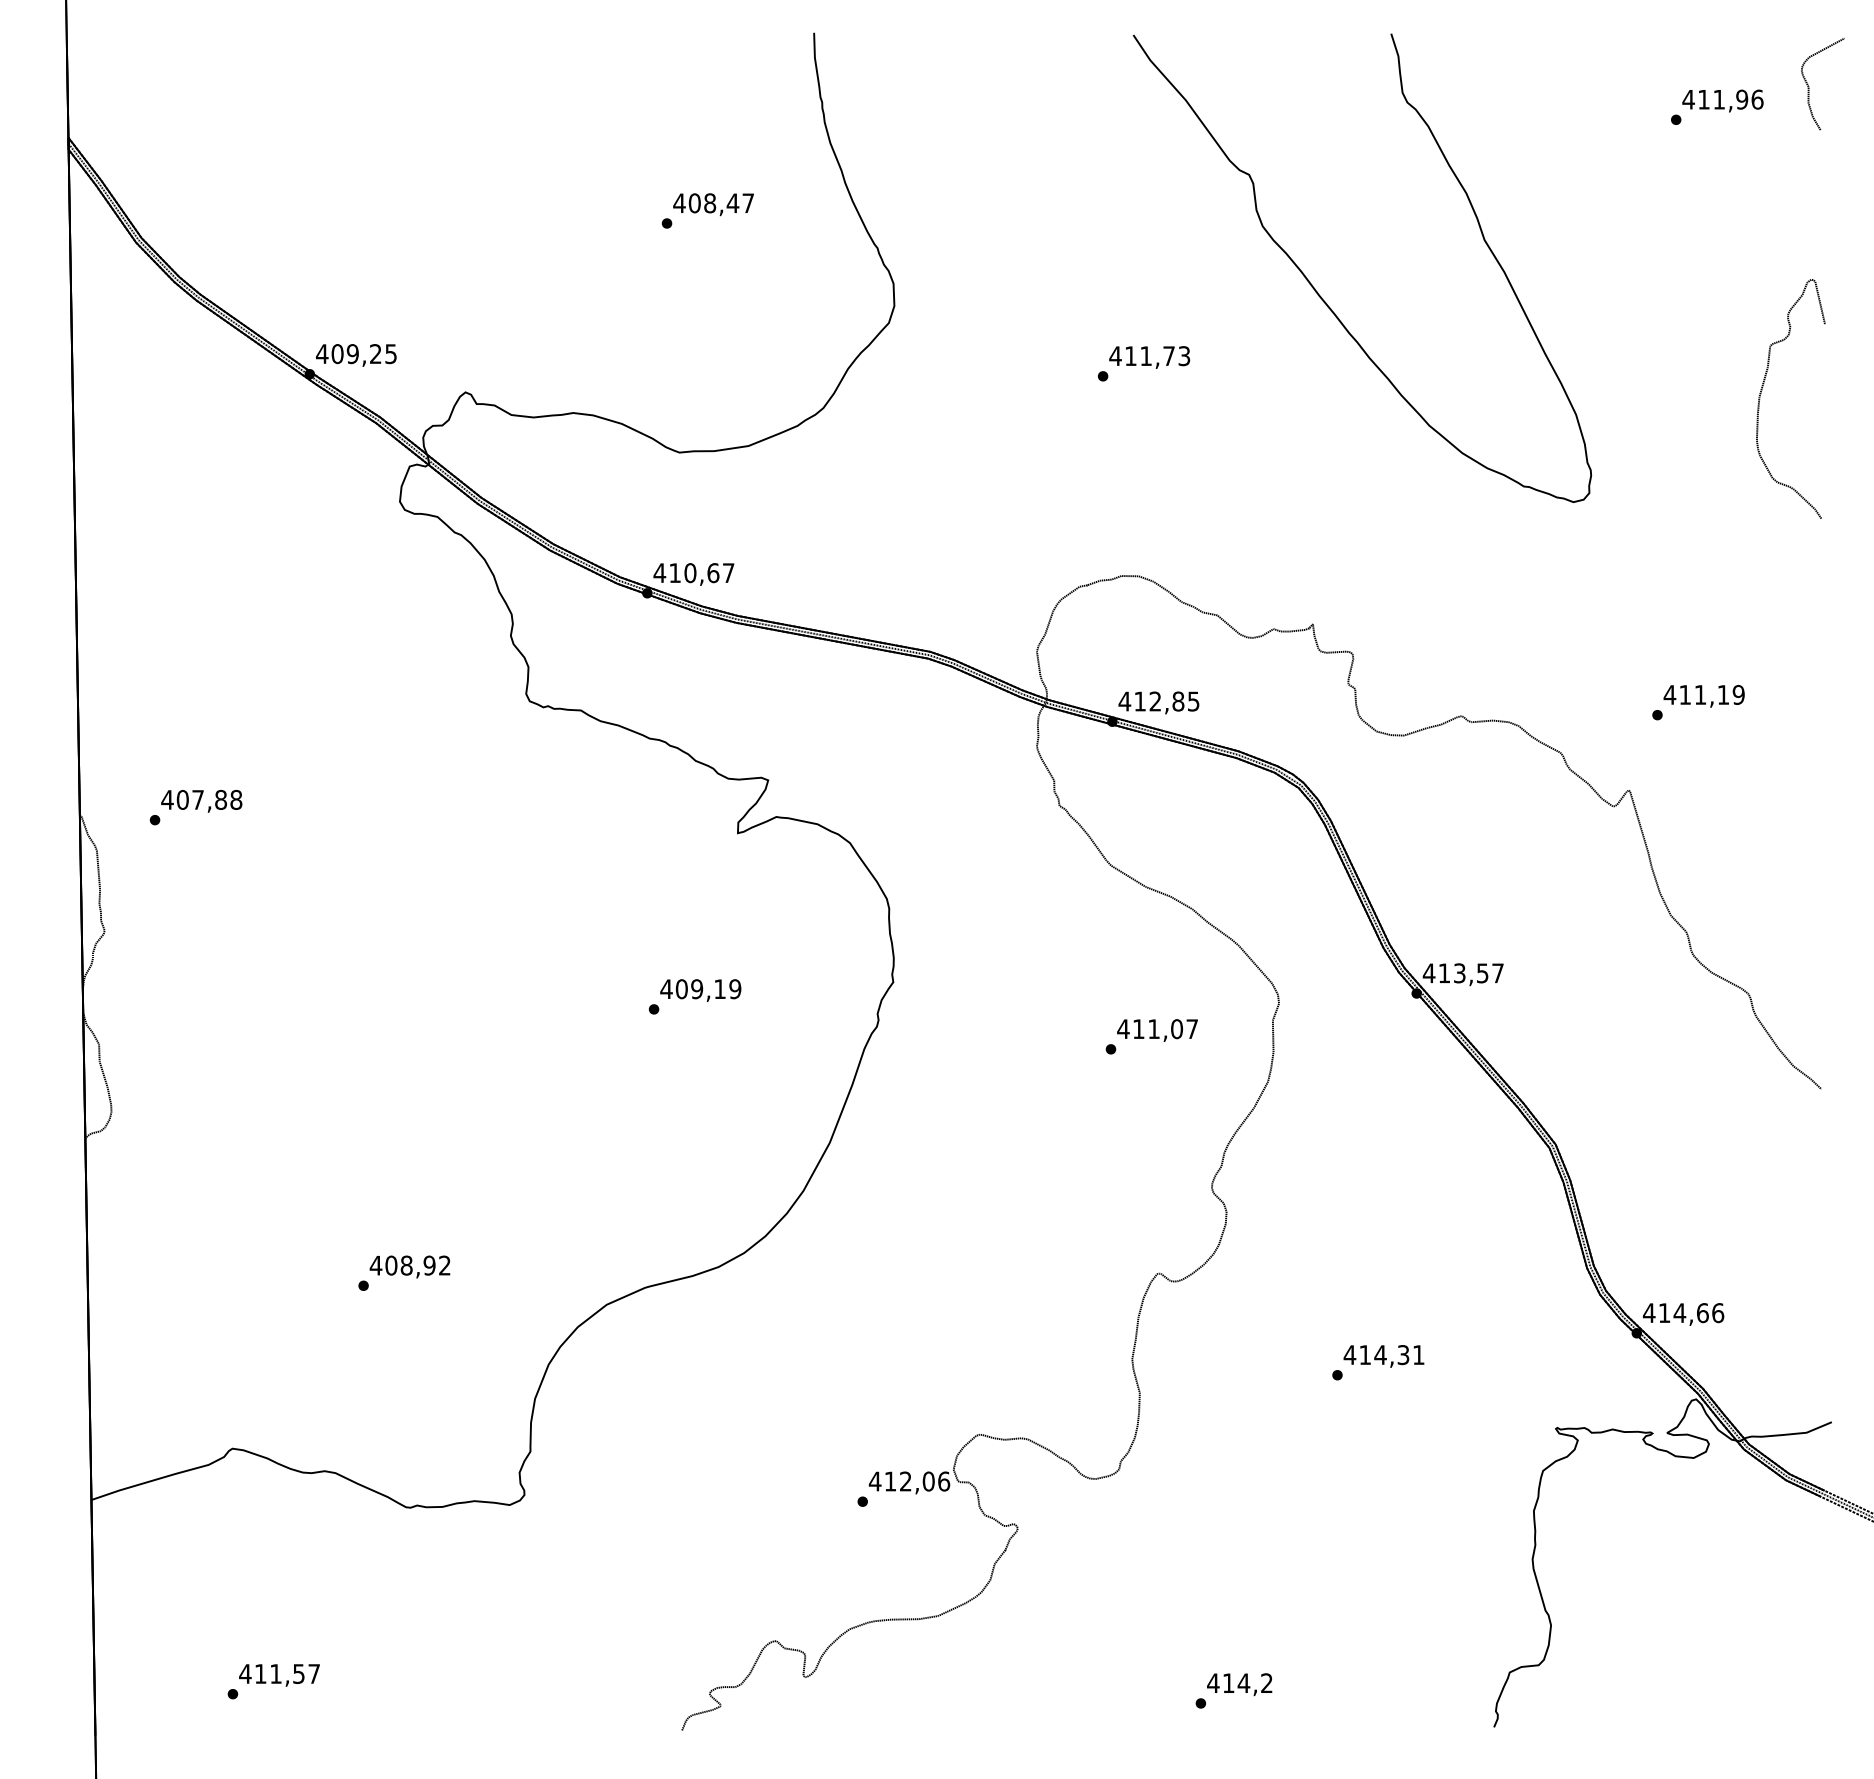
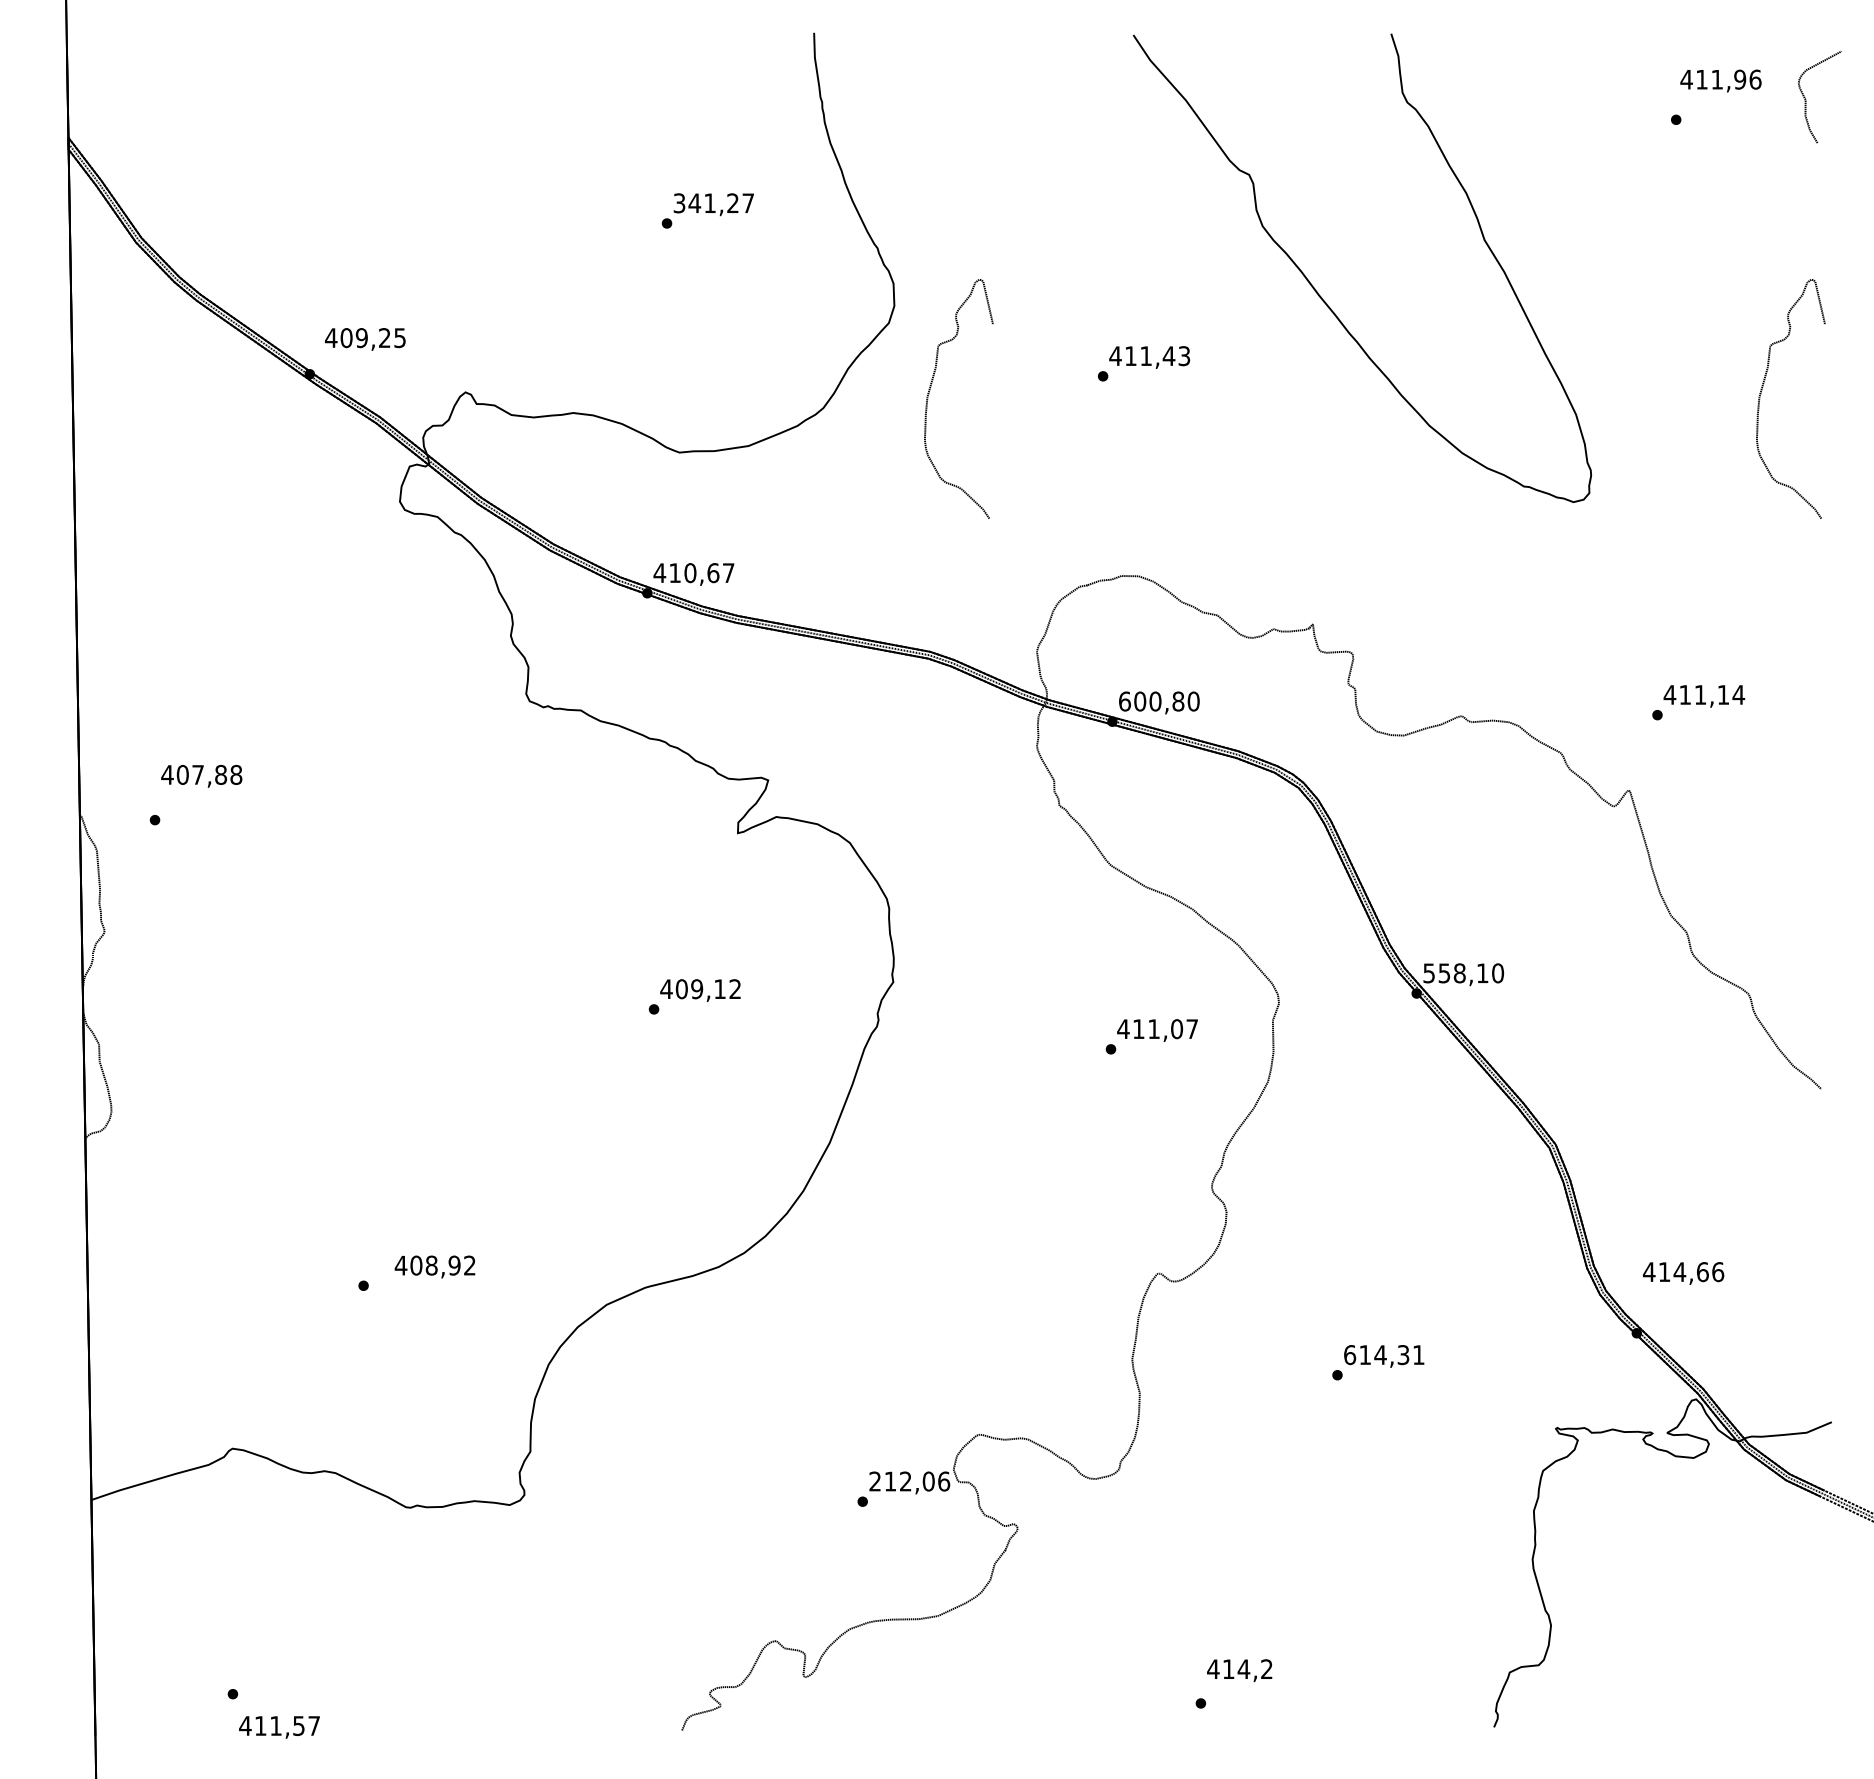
curve position: (1809, 86) -> (1806, 99) (1806, 99)
text position: (1722, 100) -> (1720, 80) (1720, 80)
text: 408,47 -> 341,27 (706, 203)
text position: (356, 355) -> (365, 339) (365, 339)
text: 411,73 -> 411,43 (1168, 355)
curve: none -> present (930, 390)
text: 411,19 -> 411,14 (1738, 694)
text: 412,85 -> 600,80 (1158, 701)
text position: (201, 801) -> (201, 776) (201, 776)
text: 413,57 -> 558,10 (1463, 973)
text: 409,19 -> 409,12 (735, 989)
text position: (409, 1266) -> (434, 1266) (434, 1266)
text position: (1683, 1314) -> (1683, 1273) (1683, 1273)
text: 414,31 -> 614,31 (1349, 1355)
text: 412,06 -> 212,06 (874, 1481)
text position: (279, 1675) -> (279, 1727) (279, 1727)
text position: (1239, 1684) -> (1239, 1670) (1239, 1670)
